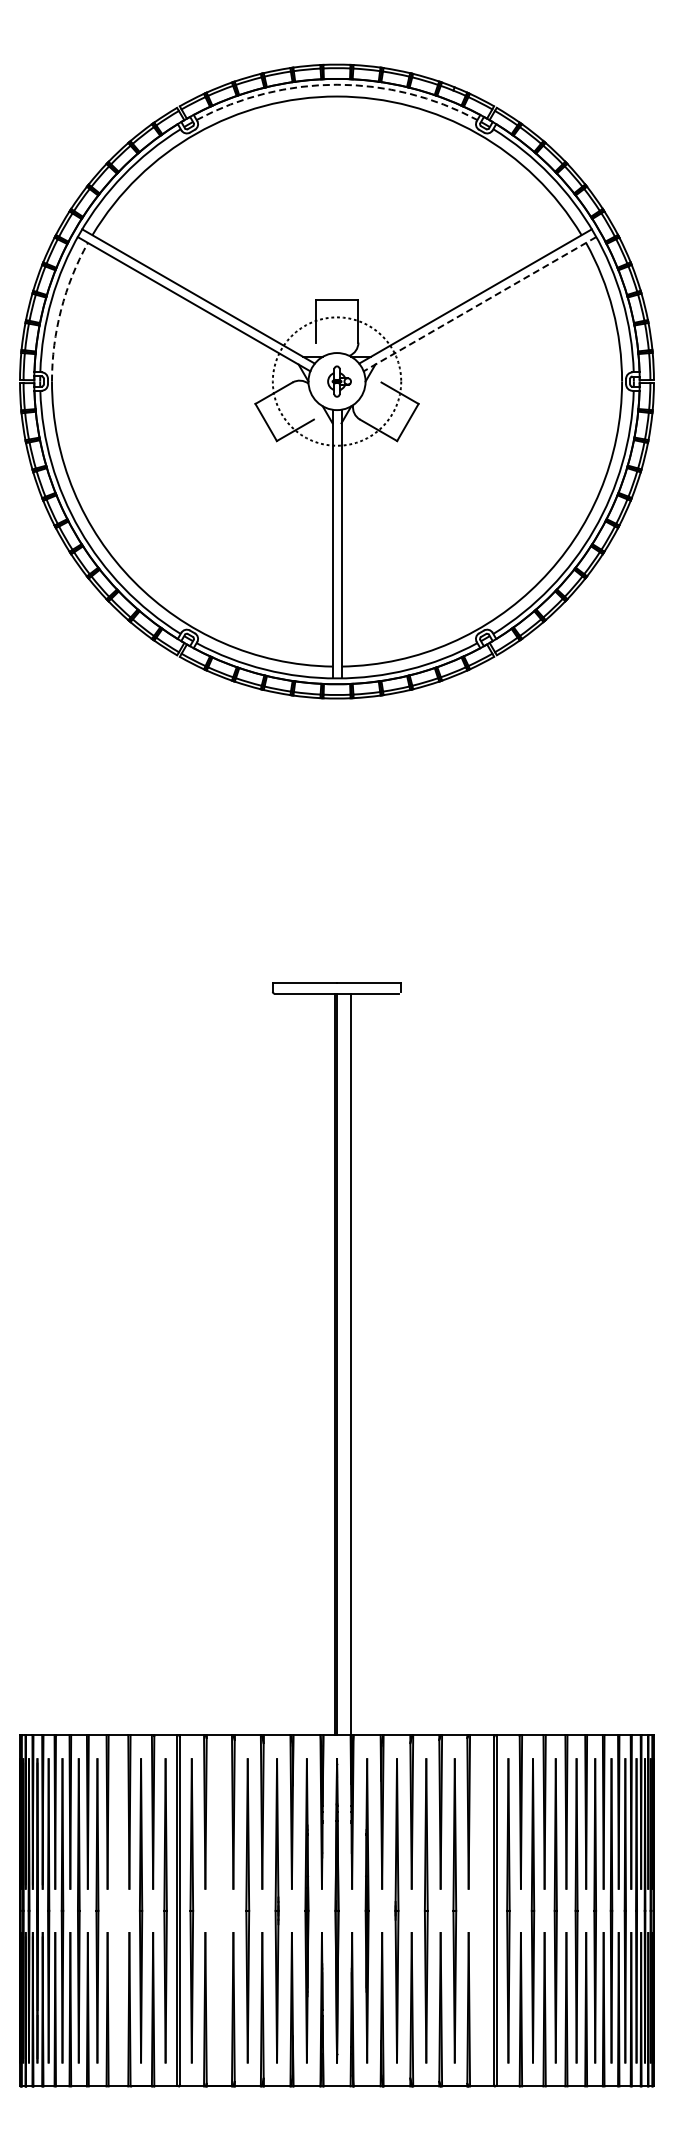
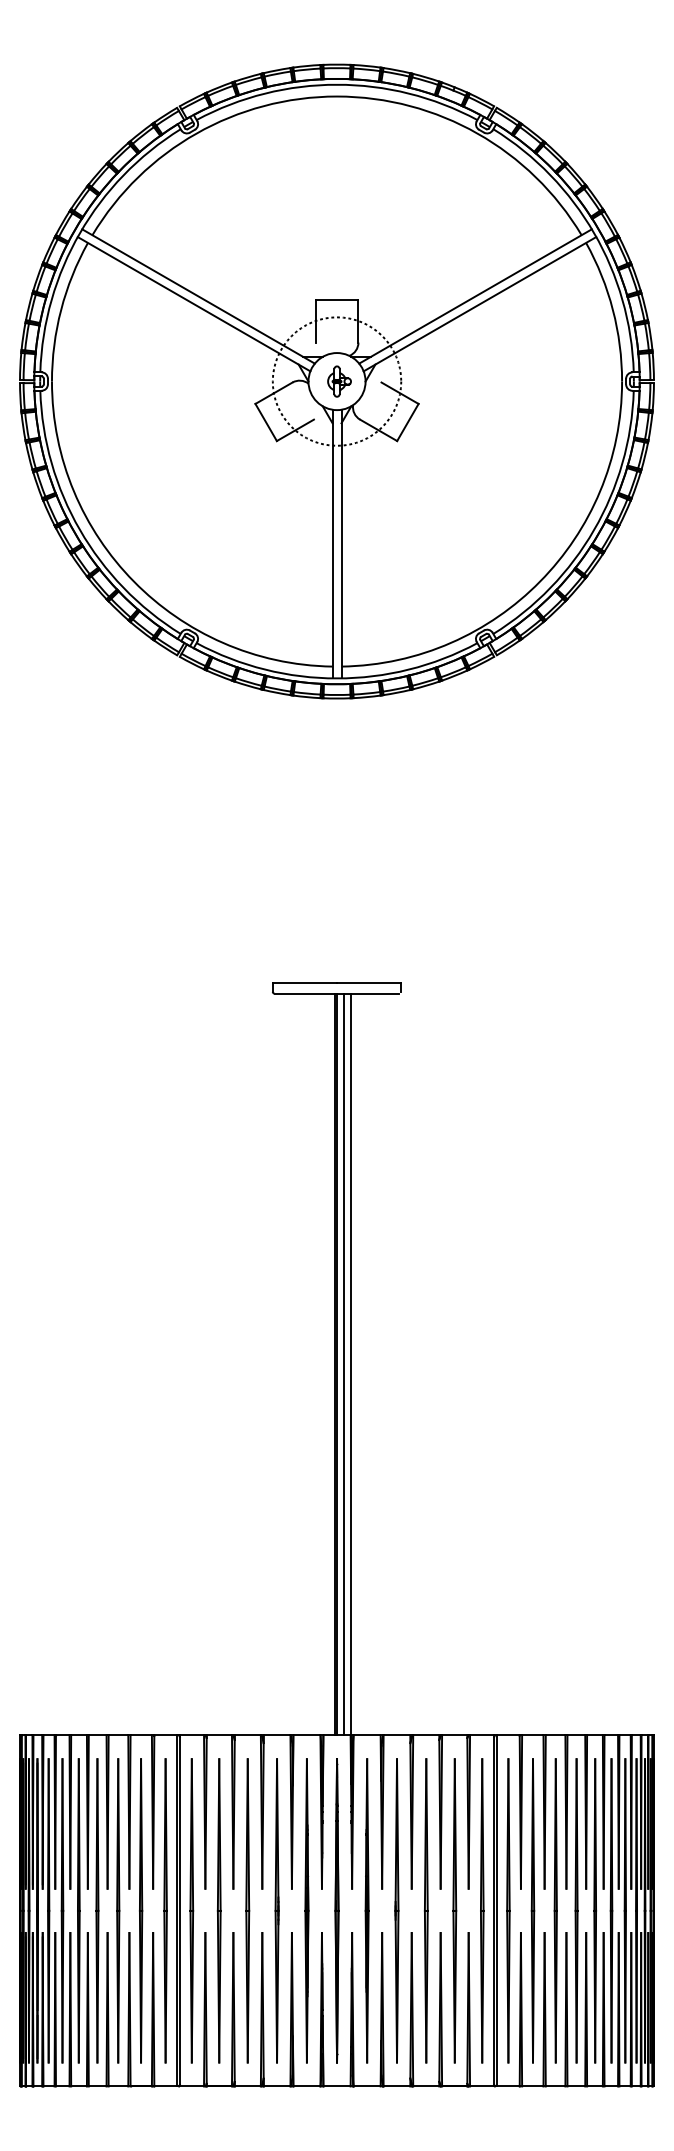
arc: dashed -> solid (337, 84)
line: dashed -> solid (479, 304)
arc: dashed -> solid (61, 309)
line: none -> present (344, 1364)
line: none -> present (118, 1910)
part: none -> present (218, 1910)
line: none -> present (482, 1910)
